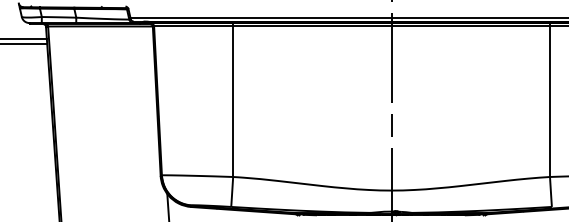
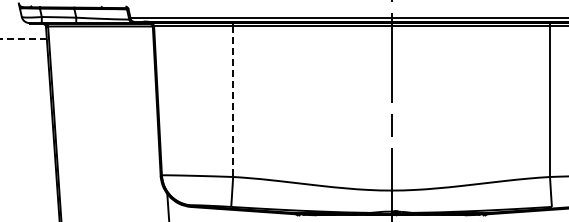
line: solid -> dashed (23, 38)
line: present -> none (24, 43)
line: solid -> dashed (233, 102)
